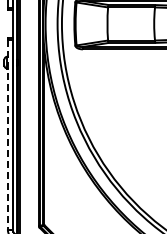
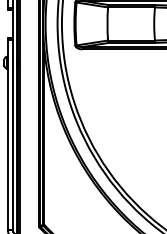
line: dashed -> solid (7, 134)
